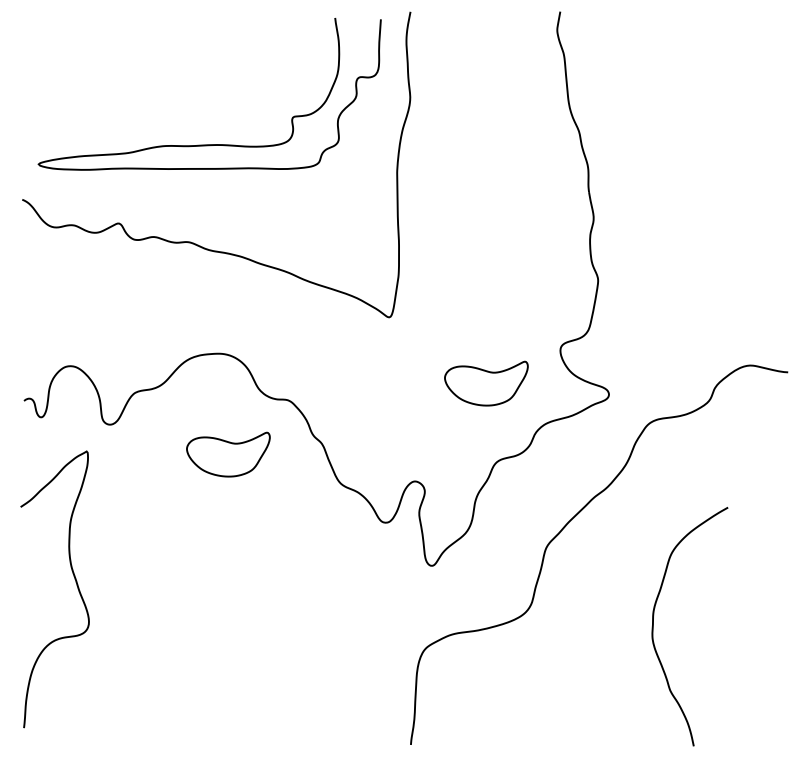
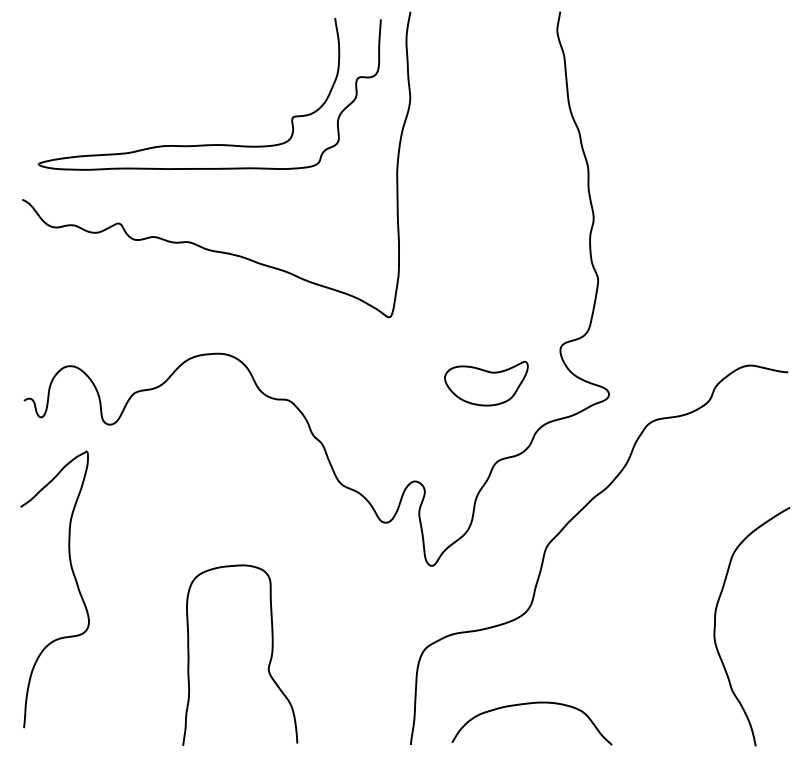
part: present -> none (228, 454)
curve position: (653, 626) -> (715, 626) (715, 626)
curve: none -> present (268, 663)
curve: none -> present (530, 704)
